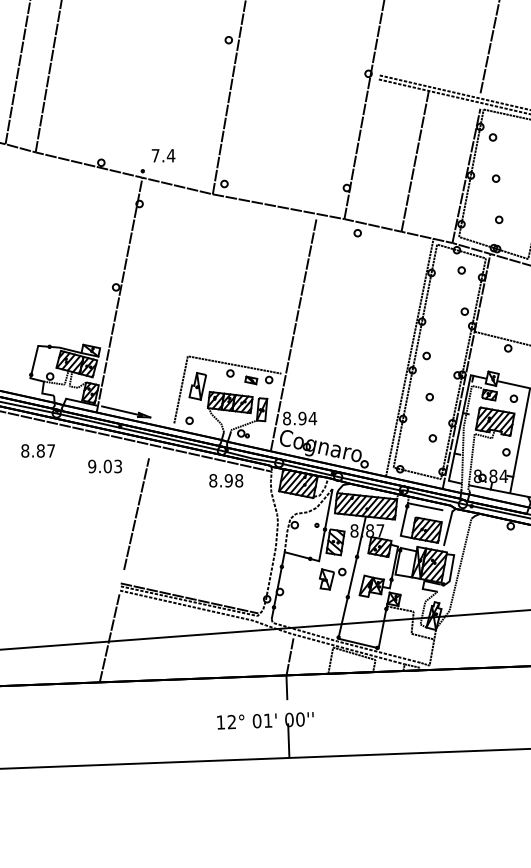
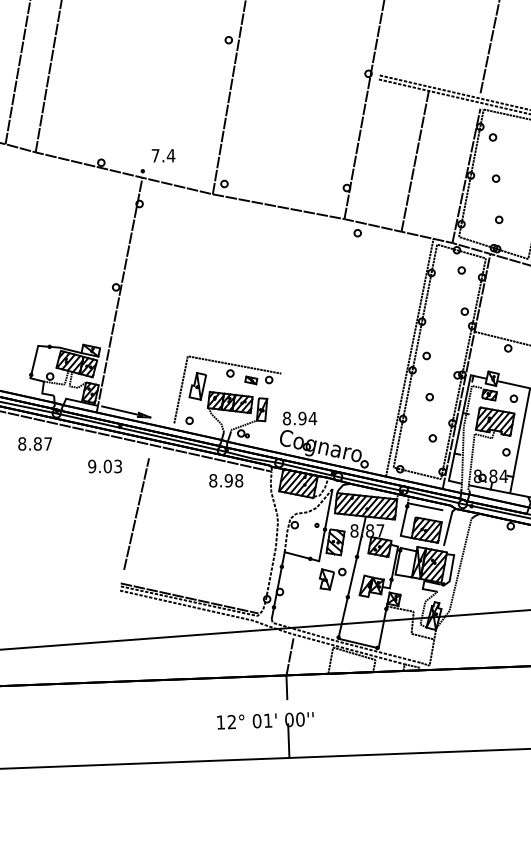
line: present -> none (293, 334)
text position: (37, 450) -> (34, 443) (34, 443)
line: present -> none (109, 638)
